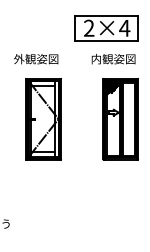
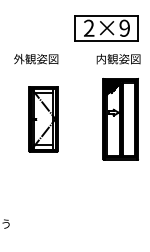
text: 2×4 -> 2×9 (124, 27)
text position: (113, 59) -> (118, 59) (118, 59)
part size: 37x83 px -> 31x67 px (43, 119)
